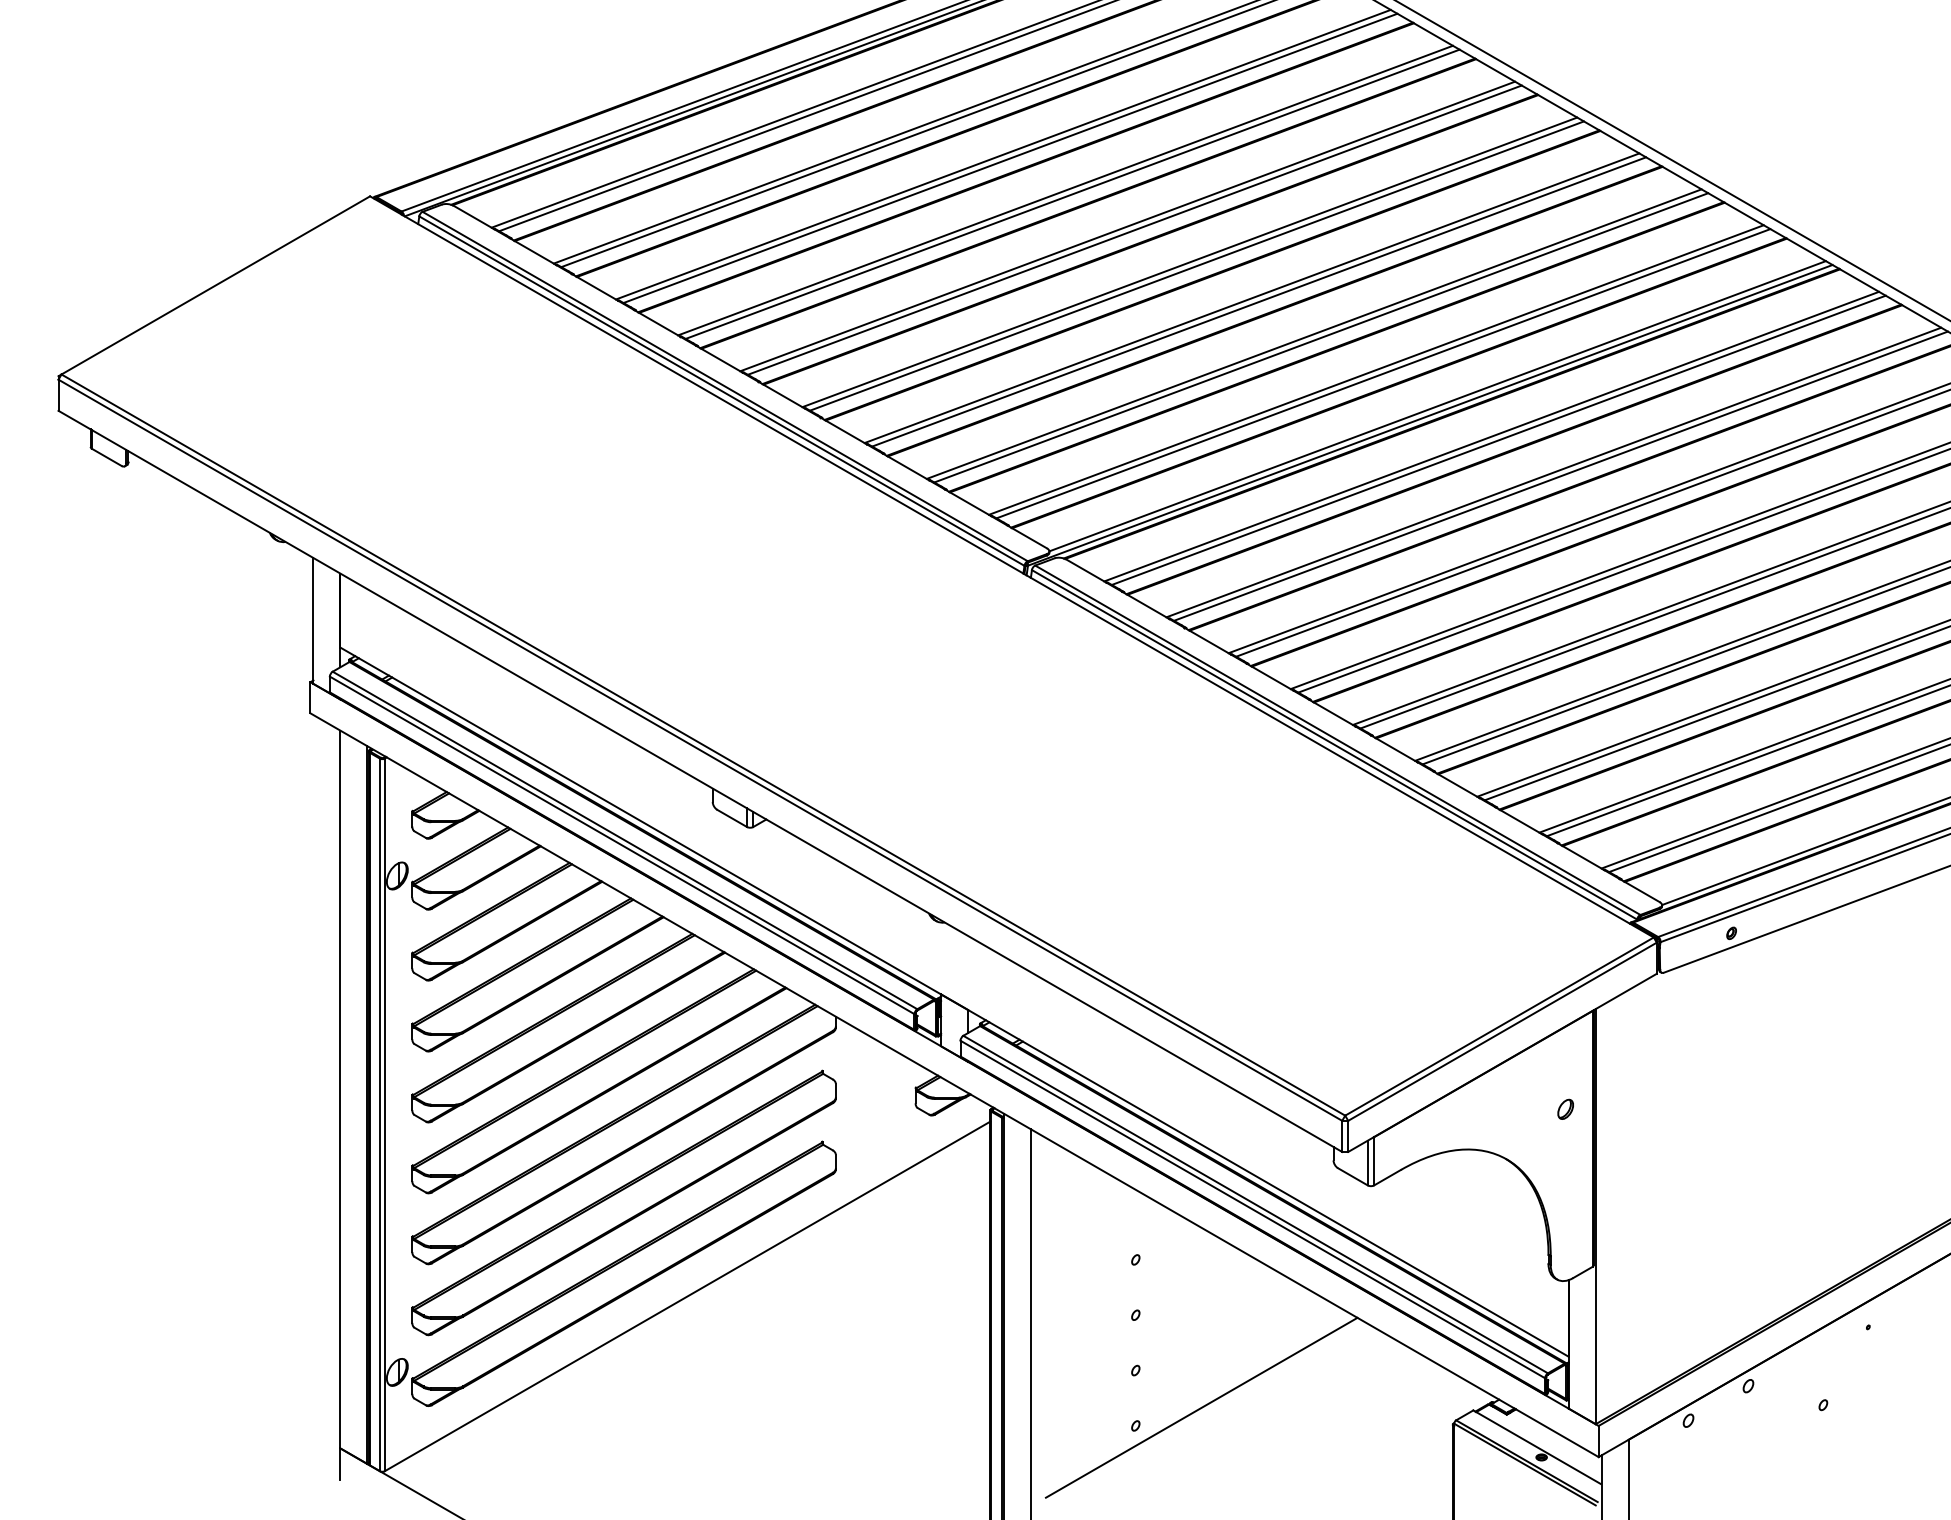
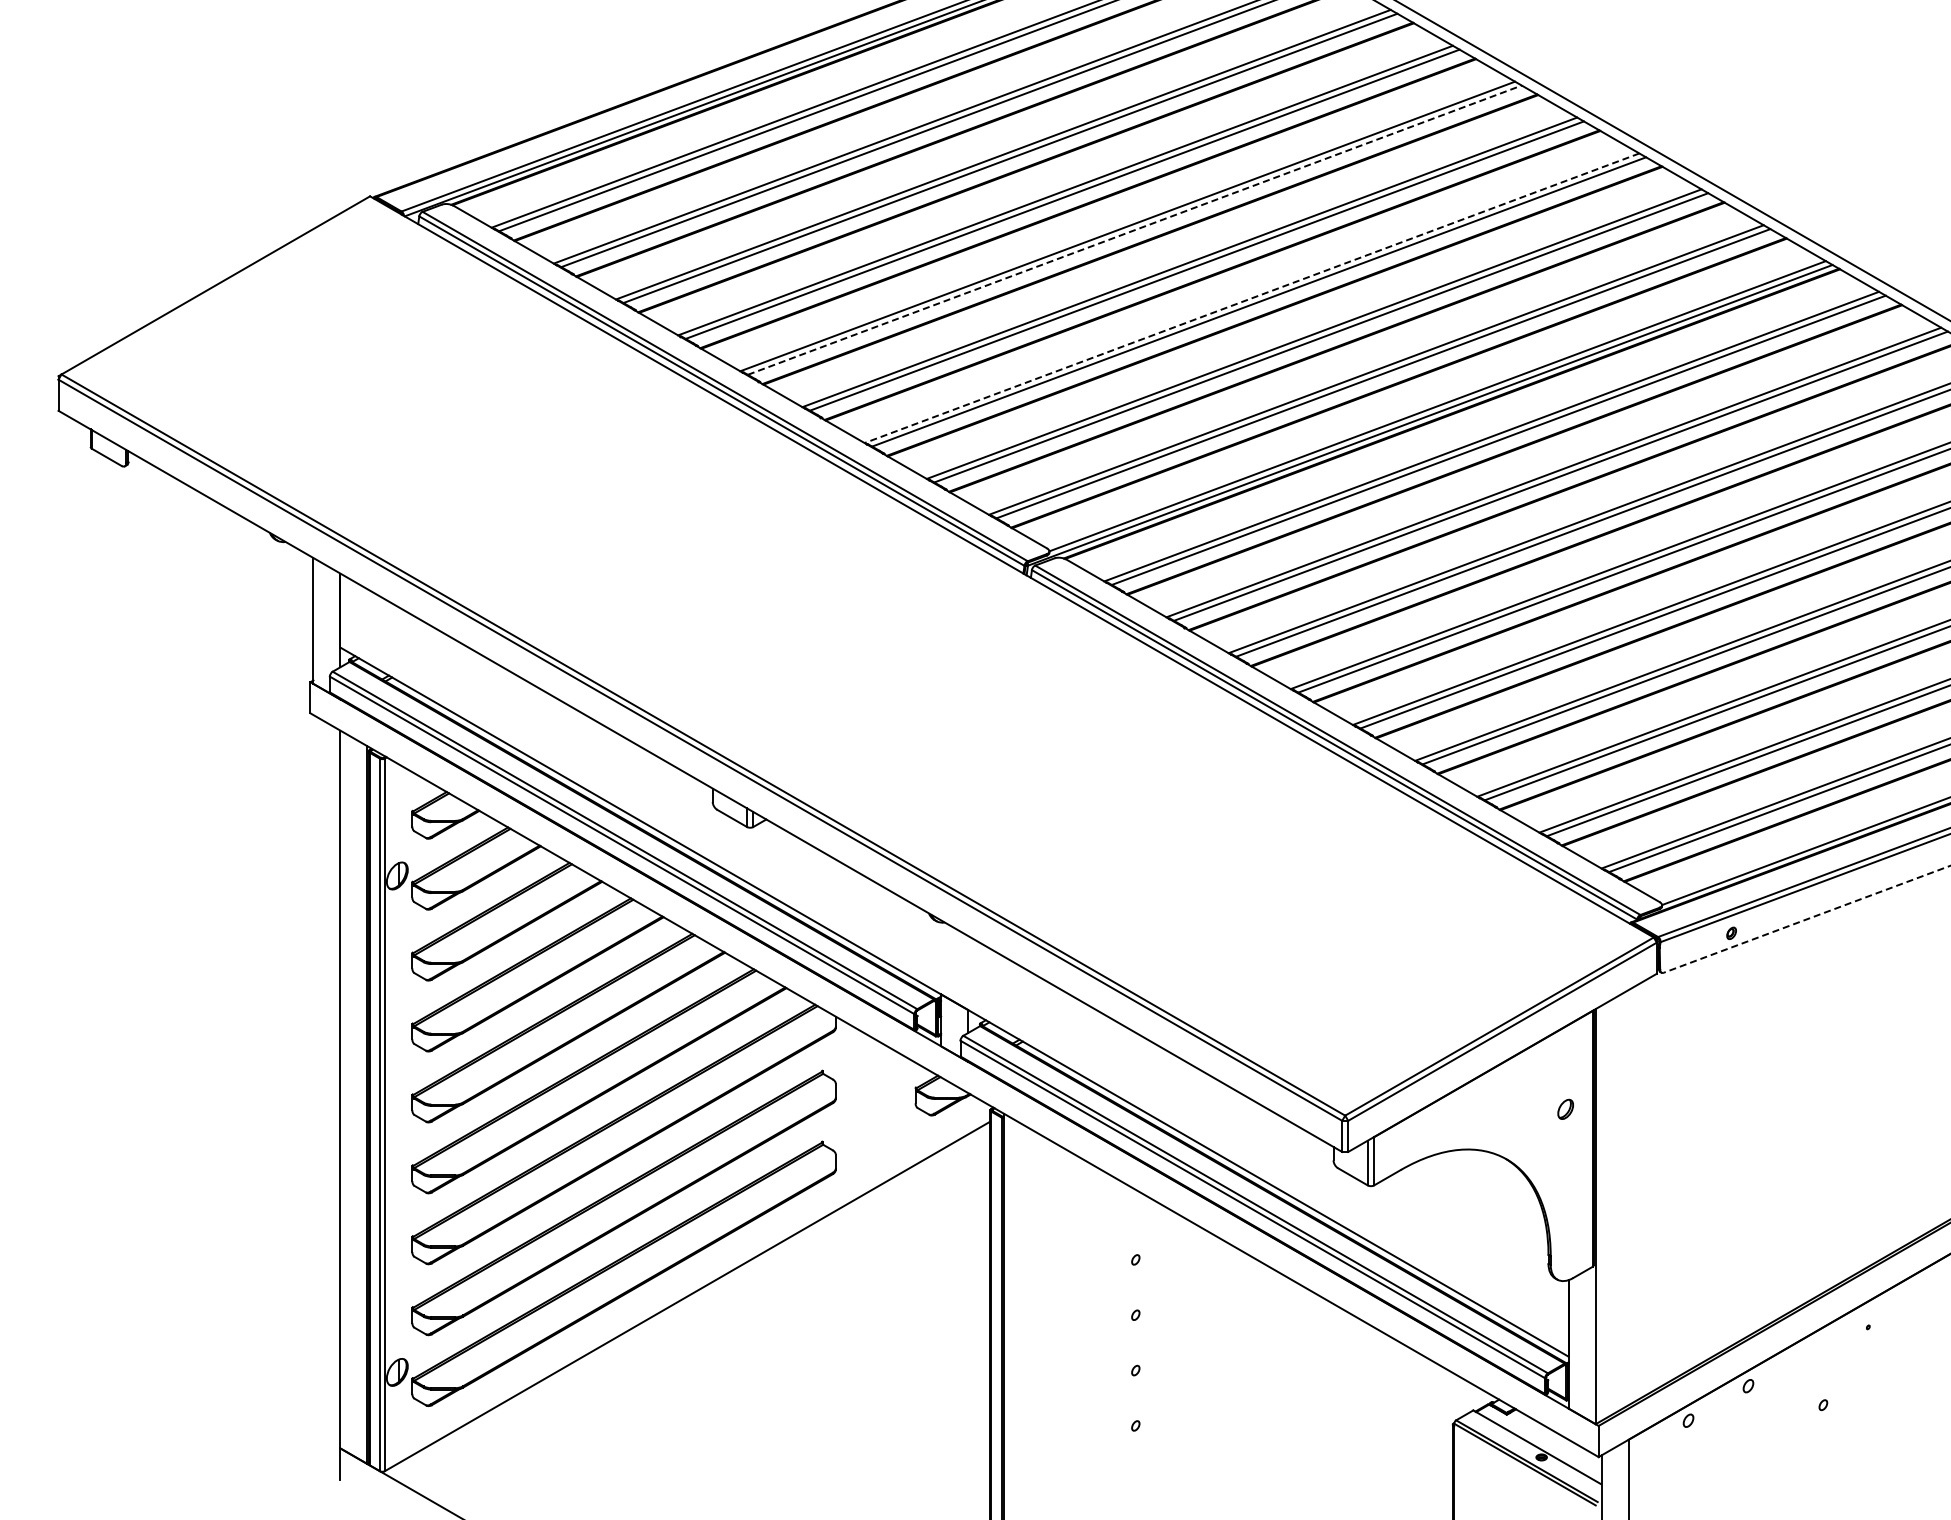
line: solid -> dashed (1135, 230)
line: solid -> dashed (1252, 298)
line: solid -> dashed (1807, 919)
line: present -> none (1030, 1322)
line: present -> none (1201, 1407)
